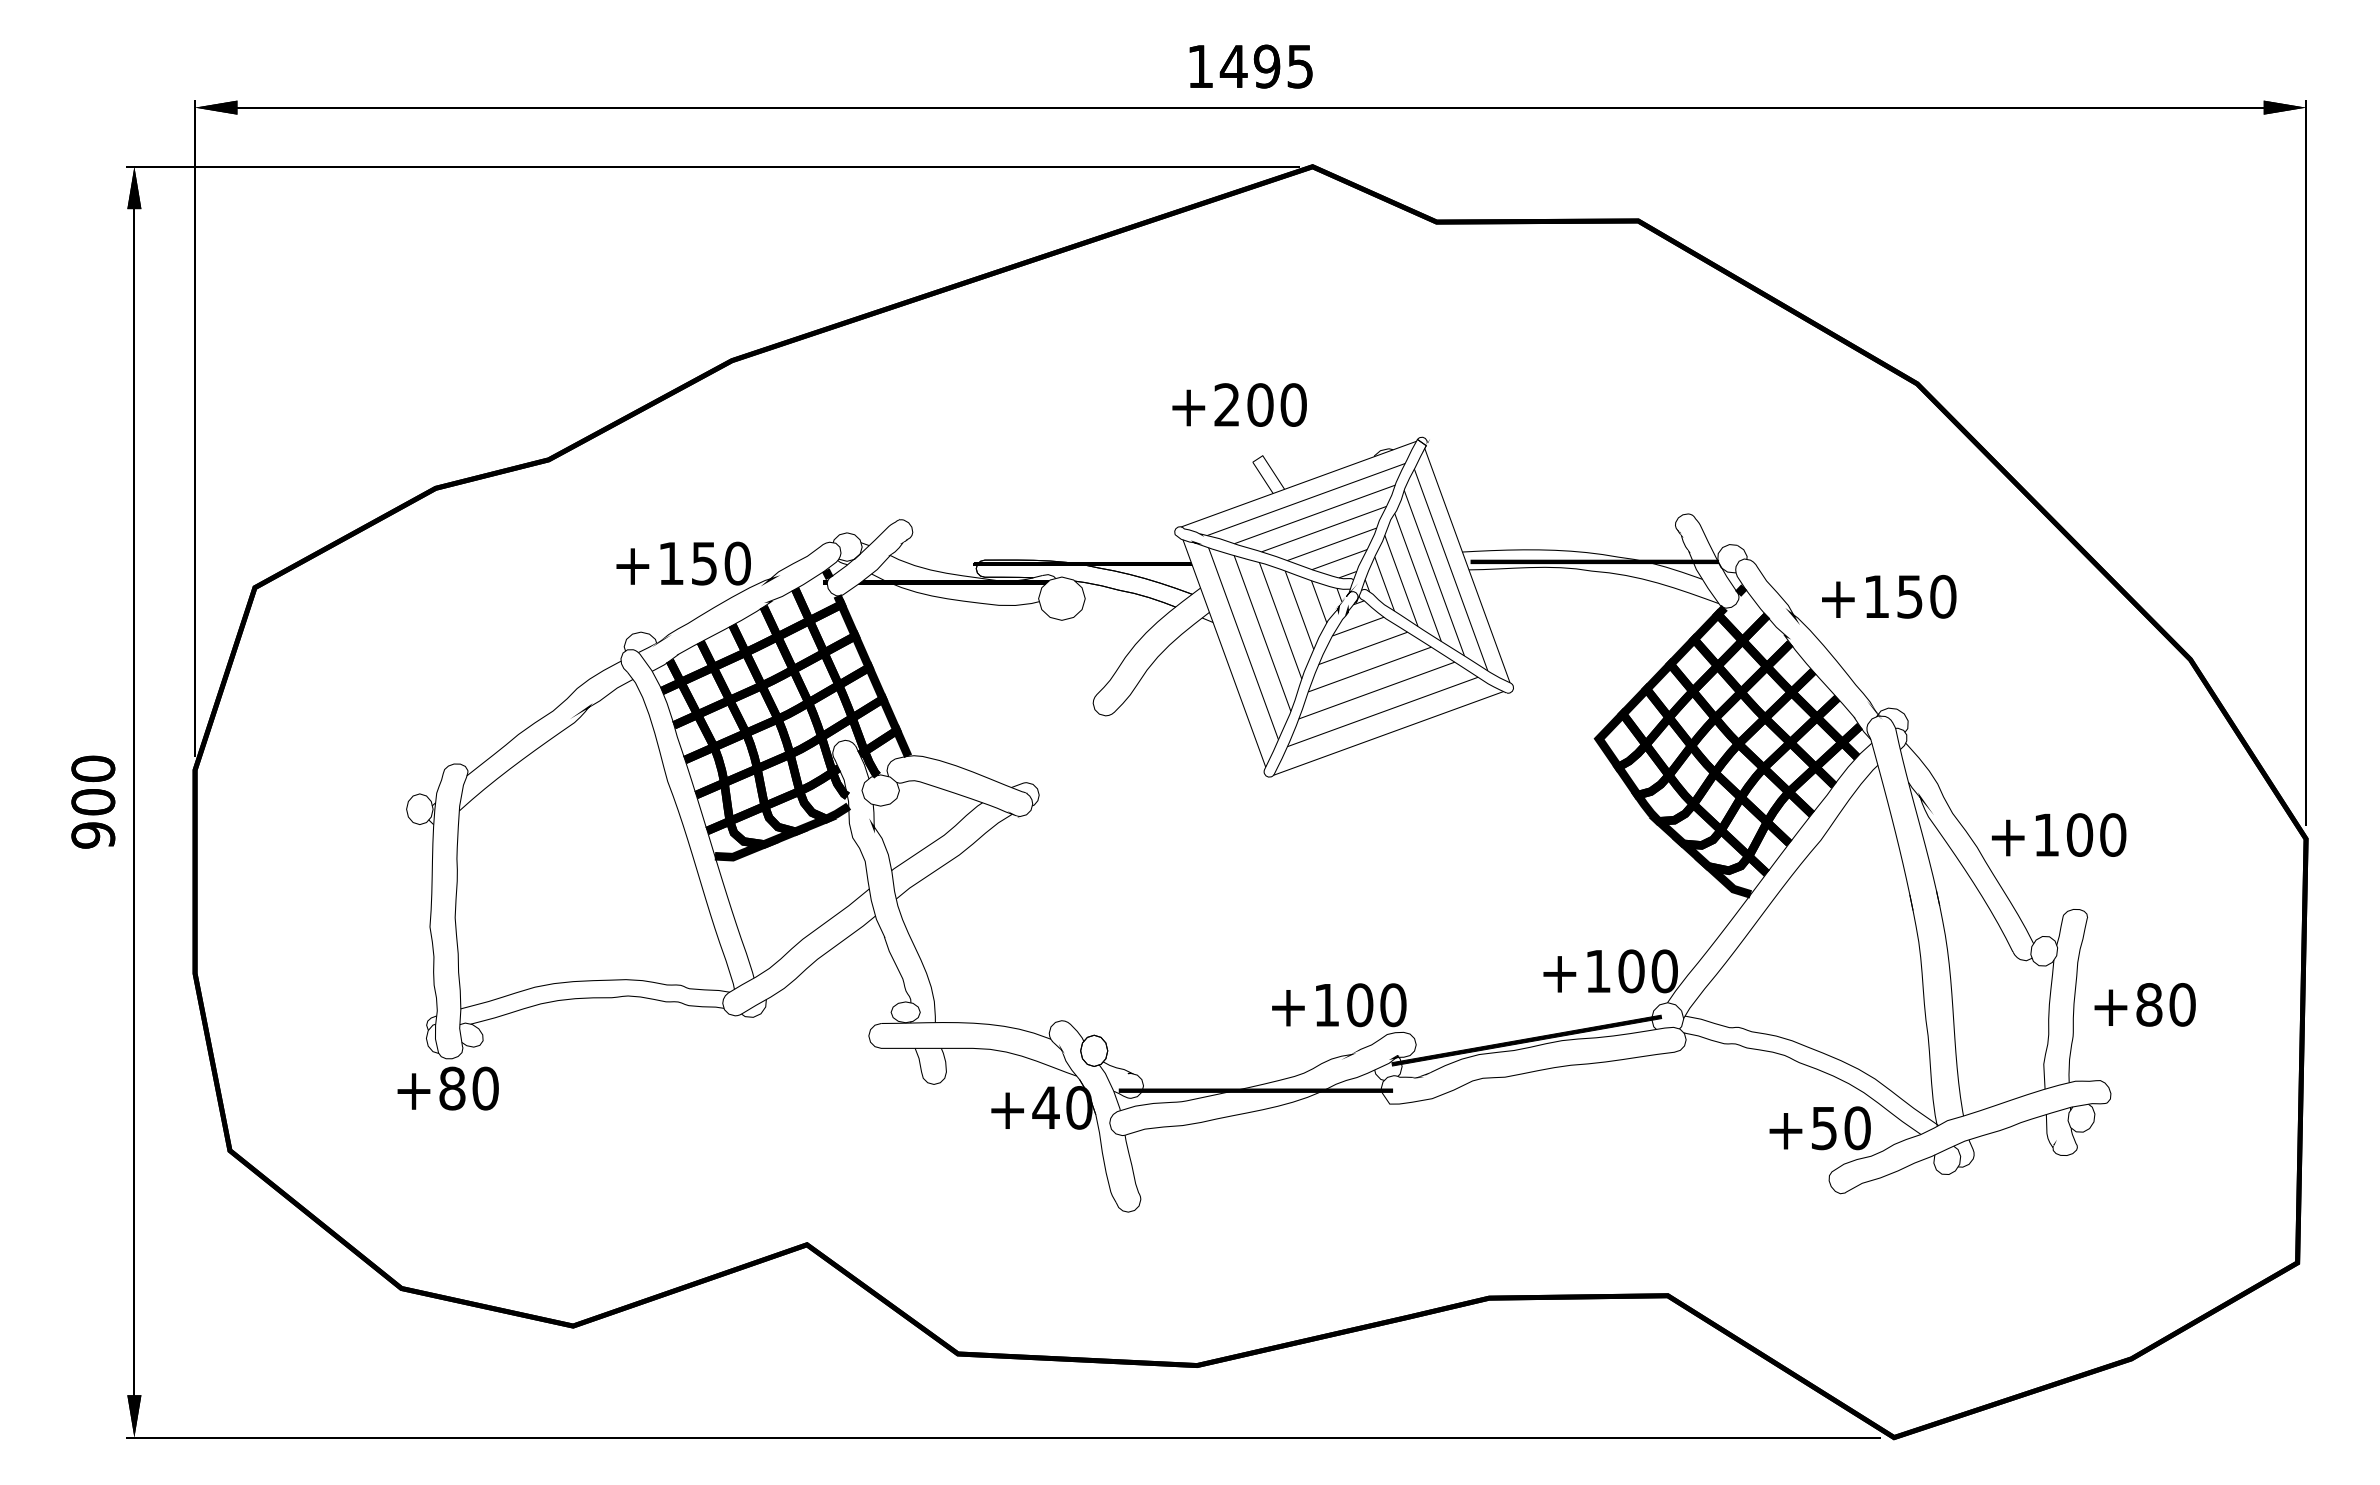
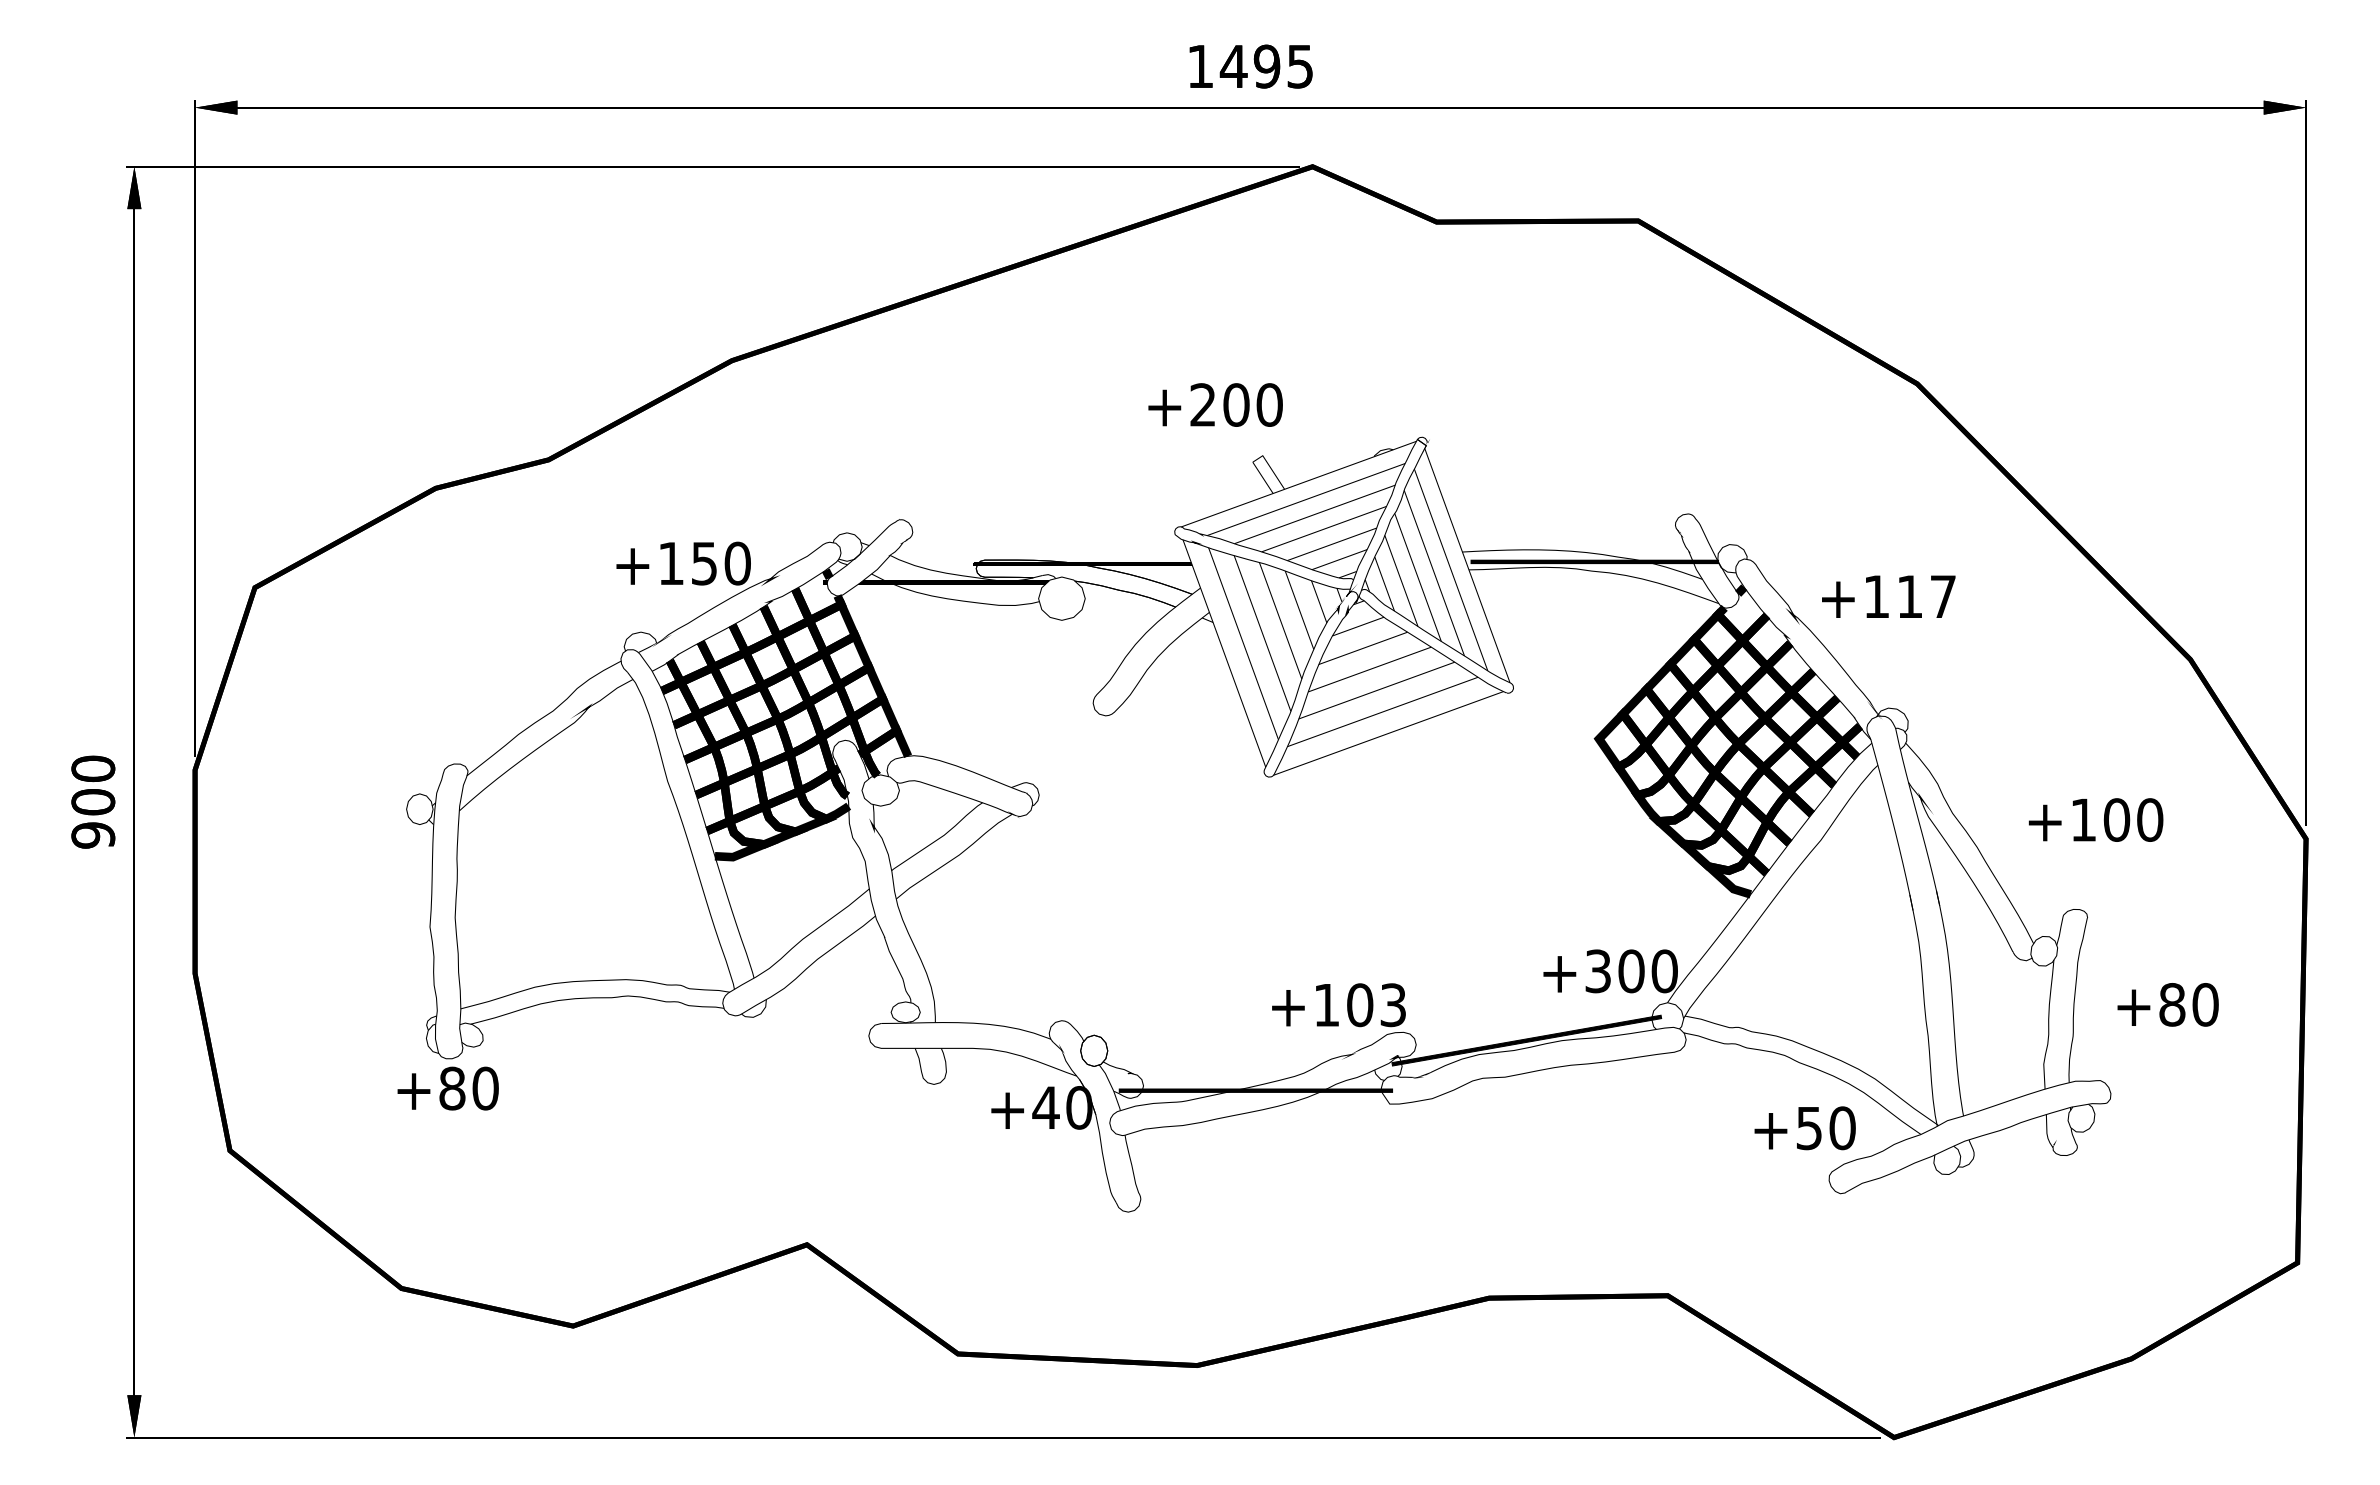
text position: (1239, 404) -> (1215, 404) (1215, 404)
text: +150 -> +117 (1926, 596)
text position: (2058, 834) -> (2095, 819) (2095, 819)
text: +100 -> +300 (1597, 971)
text position: (2144, 1004) -> (2167, 1004) (2167, 1004)
text: +100 -> +103 (1393, 1005)
text position: (1819, 1128) -> (1804, 1128) (1804, 1128)
